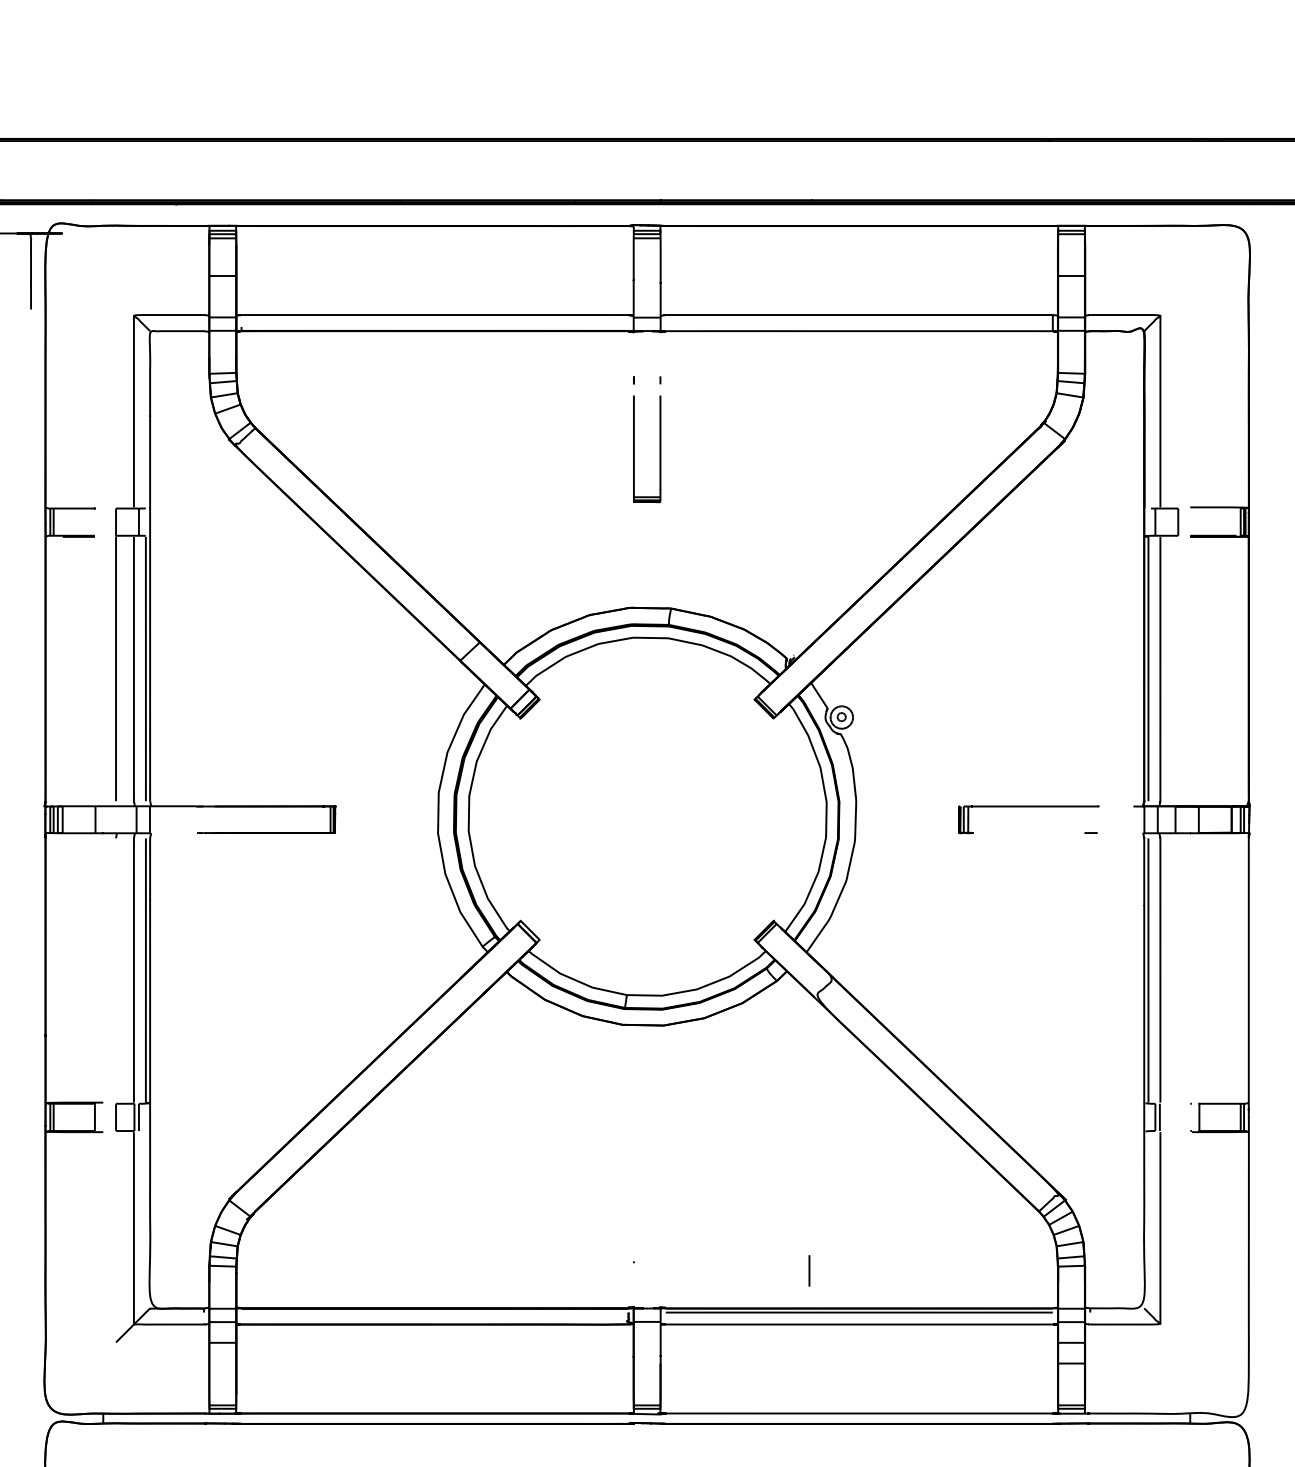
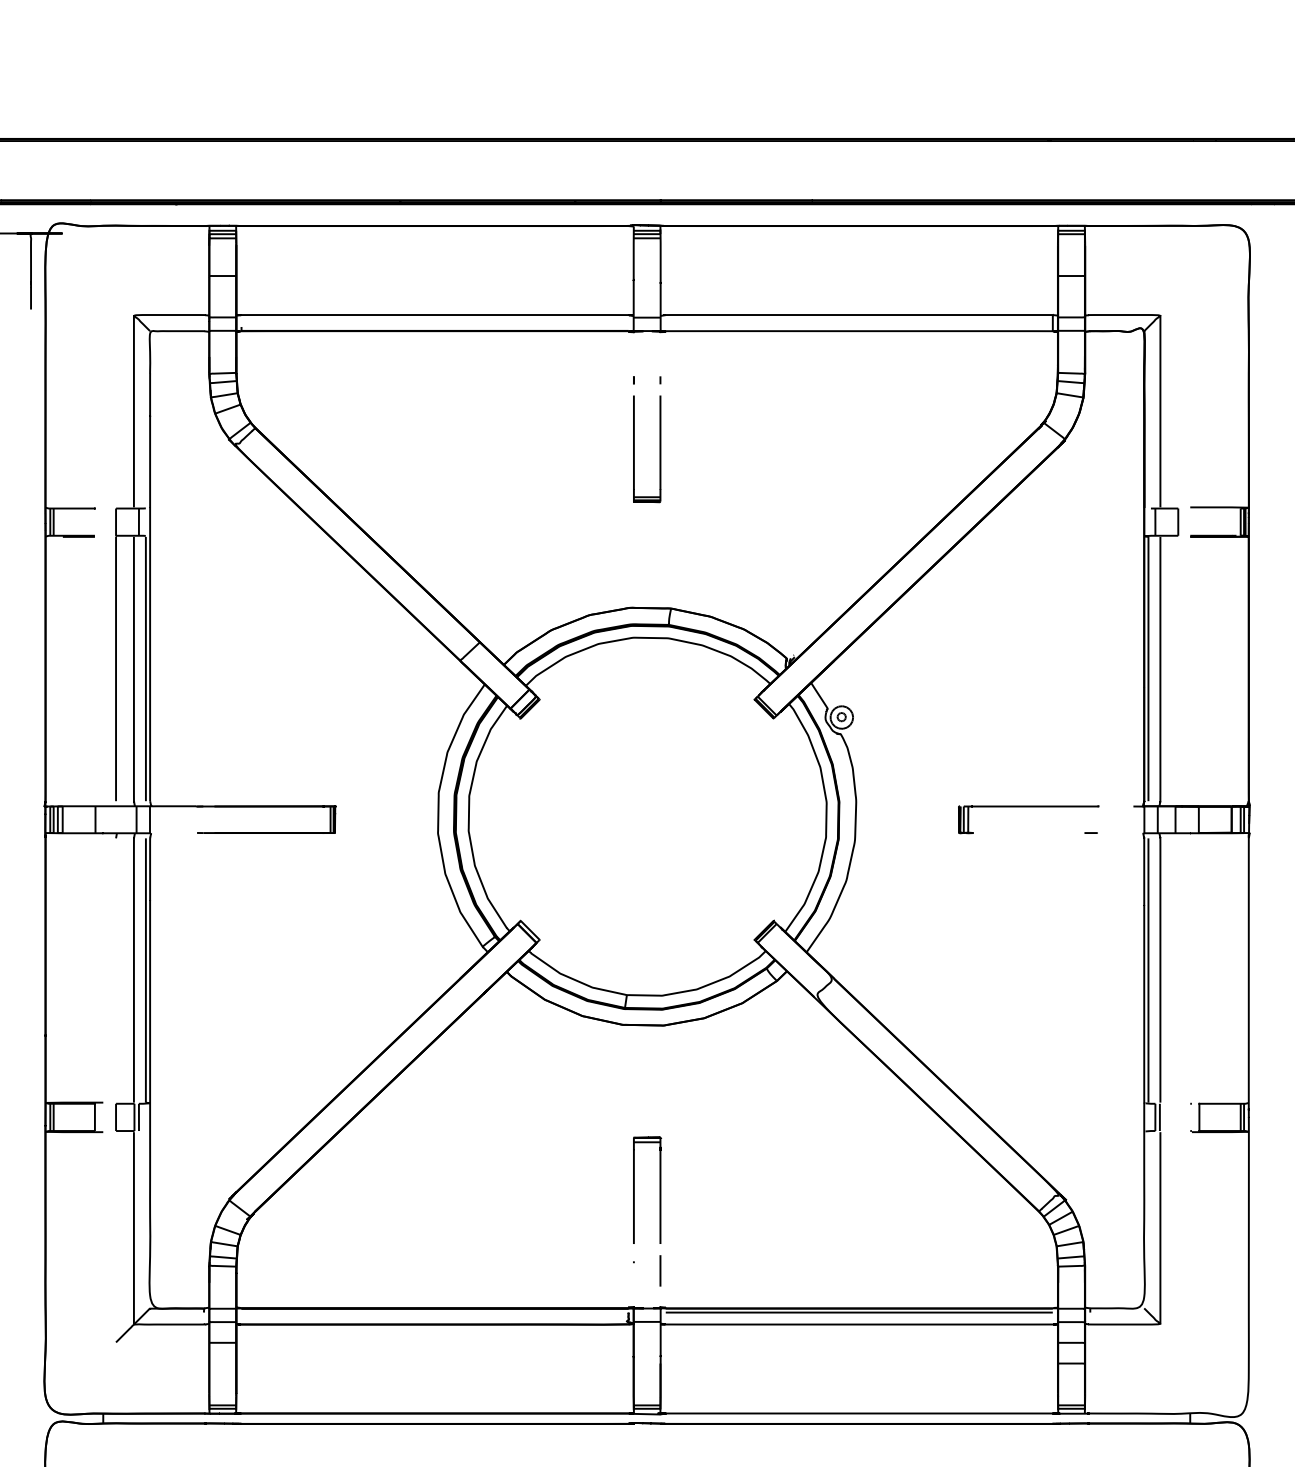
part: none -> present (659, 1189)
line position: (809, 1270) -> (660, 1270) (660, 1270)
